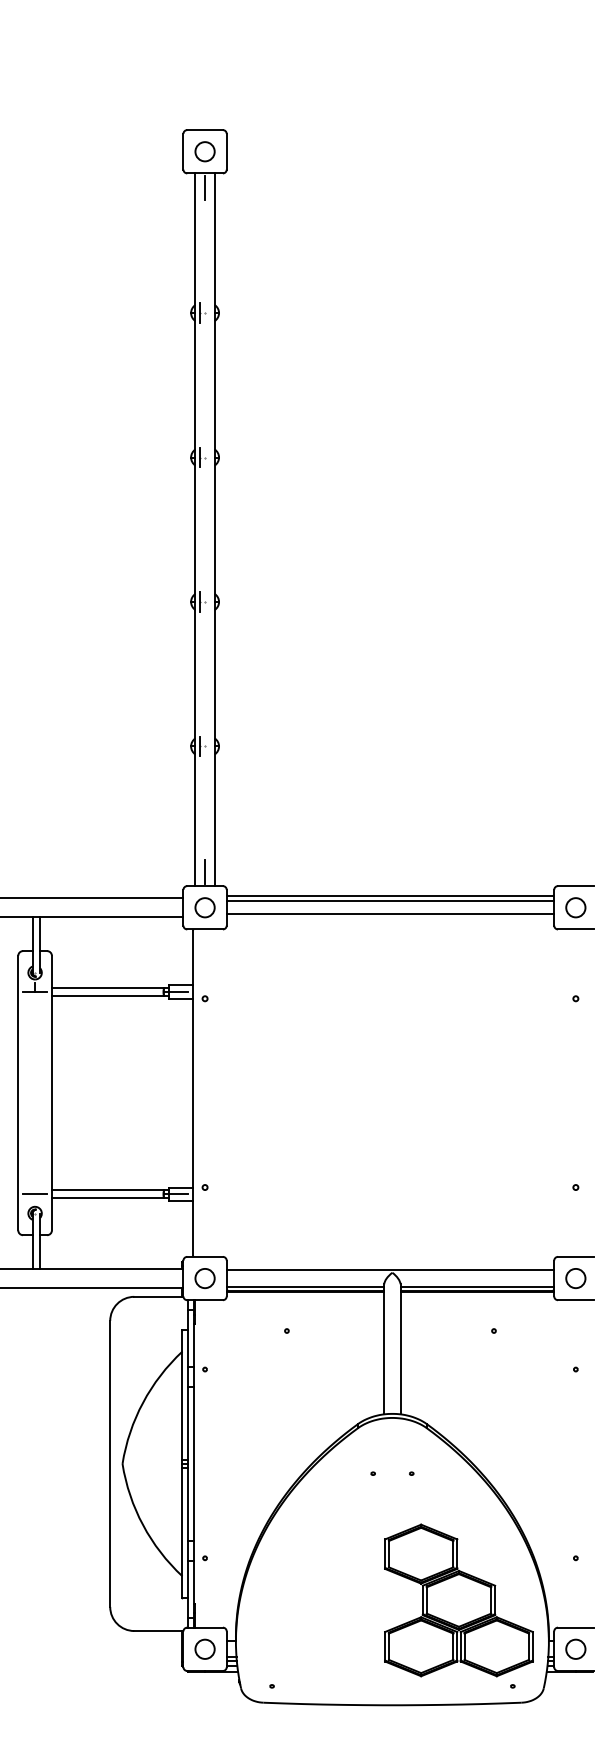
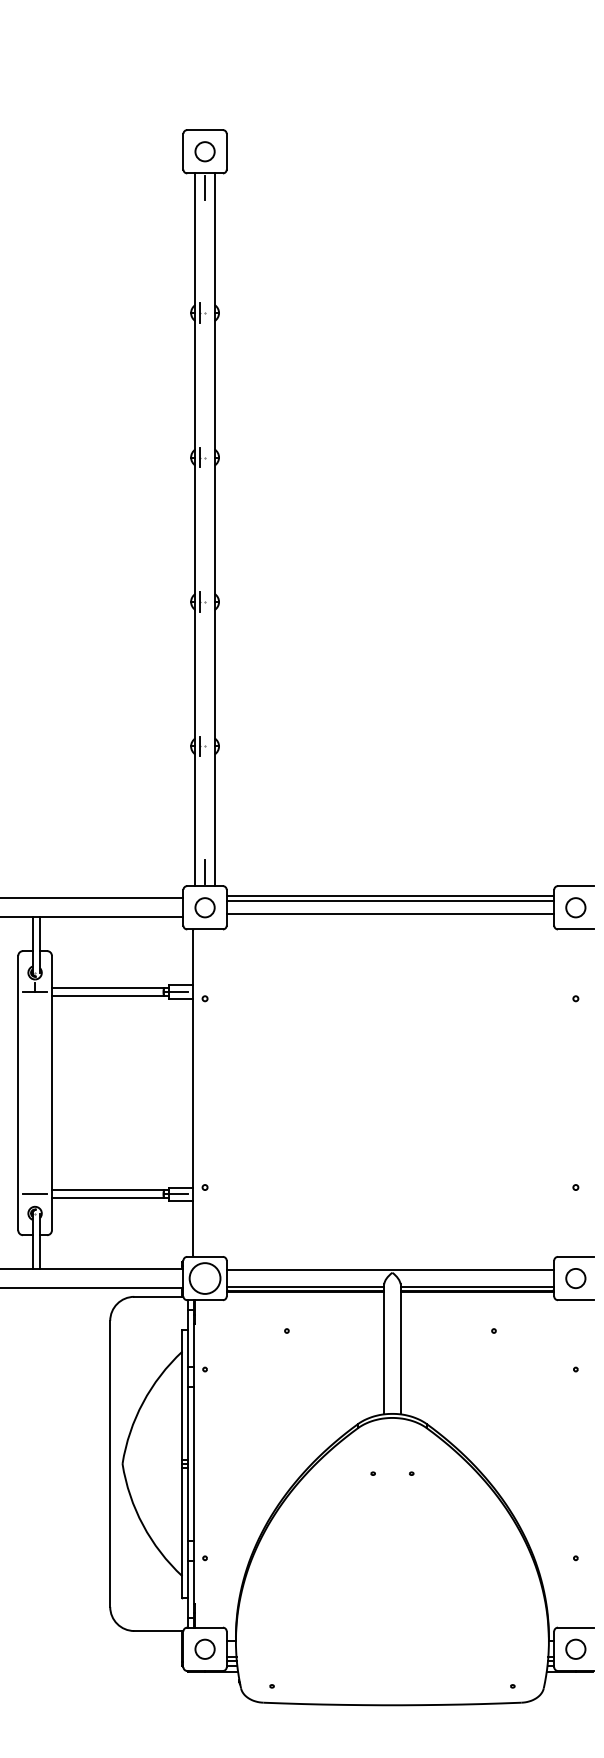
circle diameter: 19 px -> 31 px (204, 1278)
part: present -> none (458, 1600)
